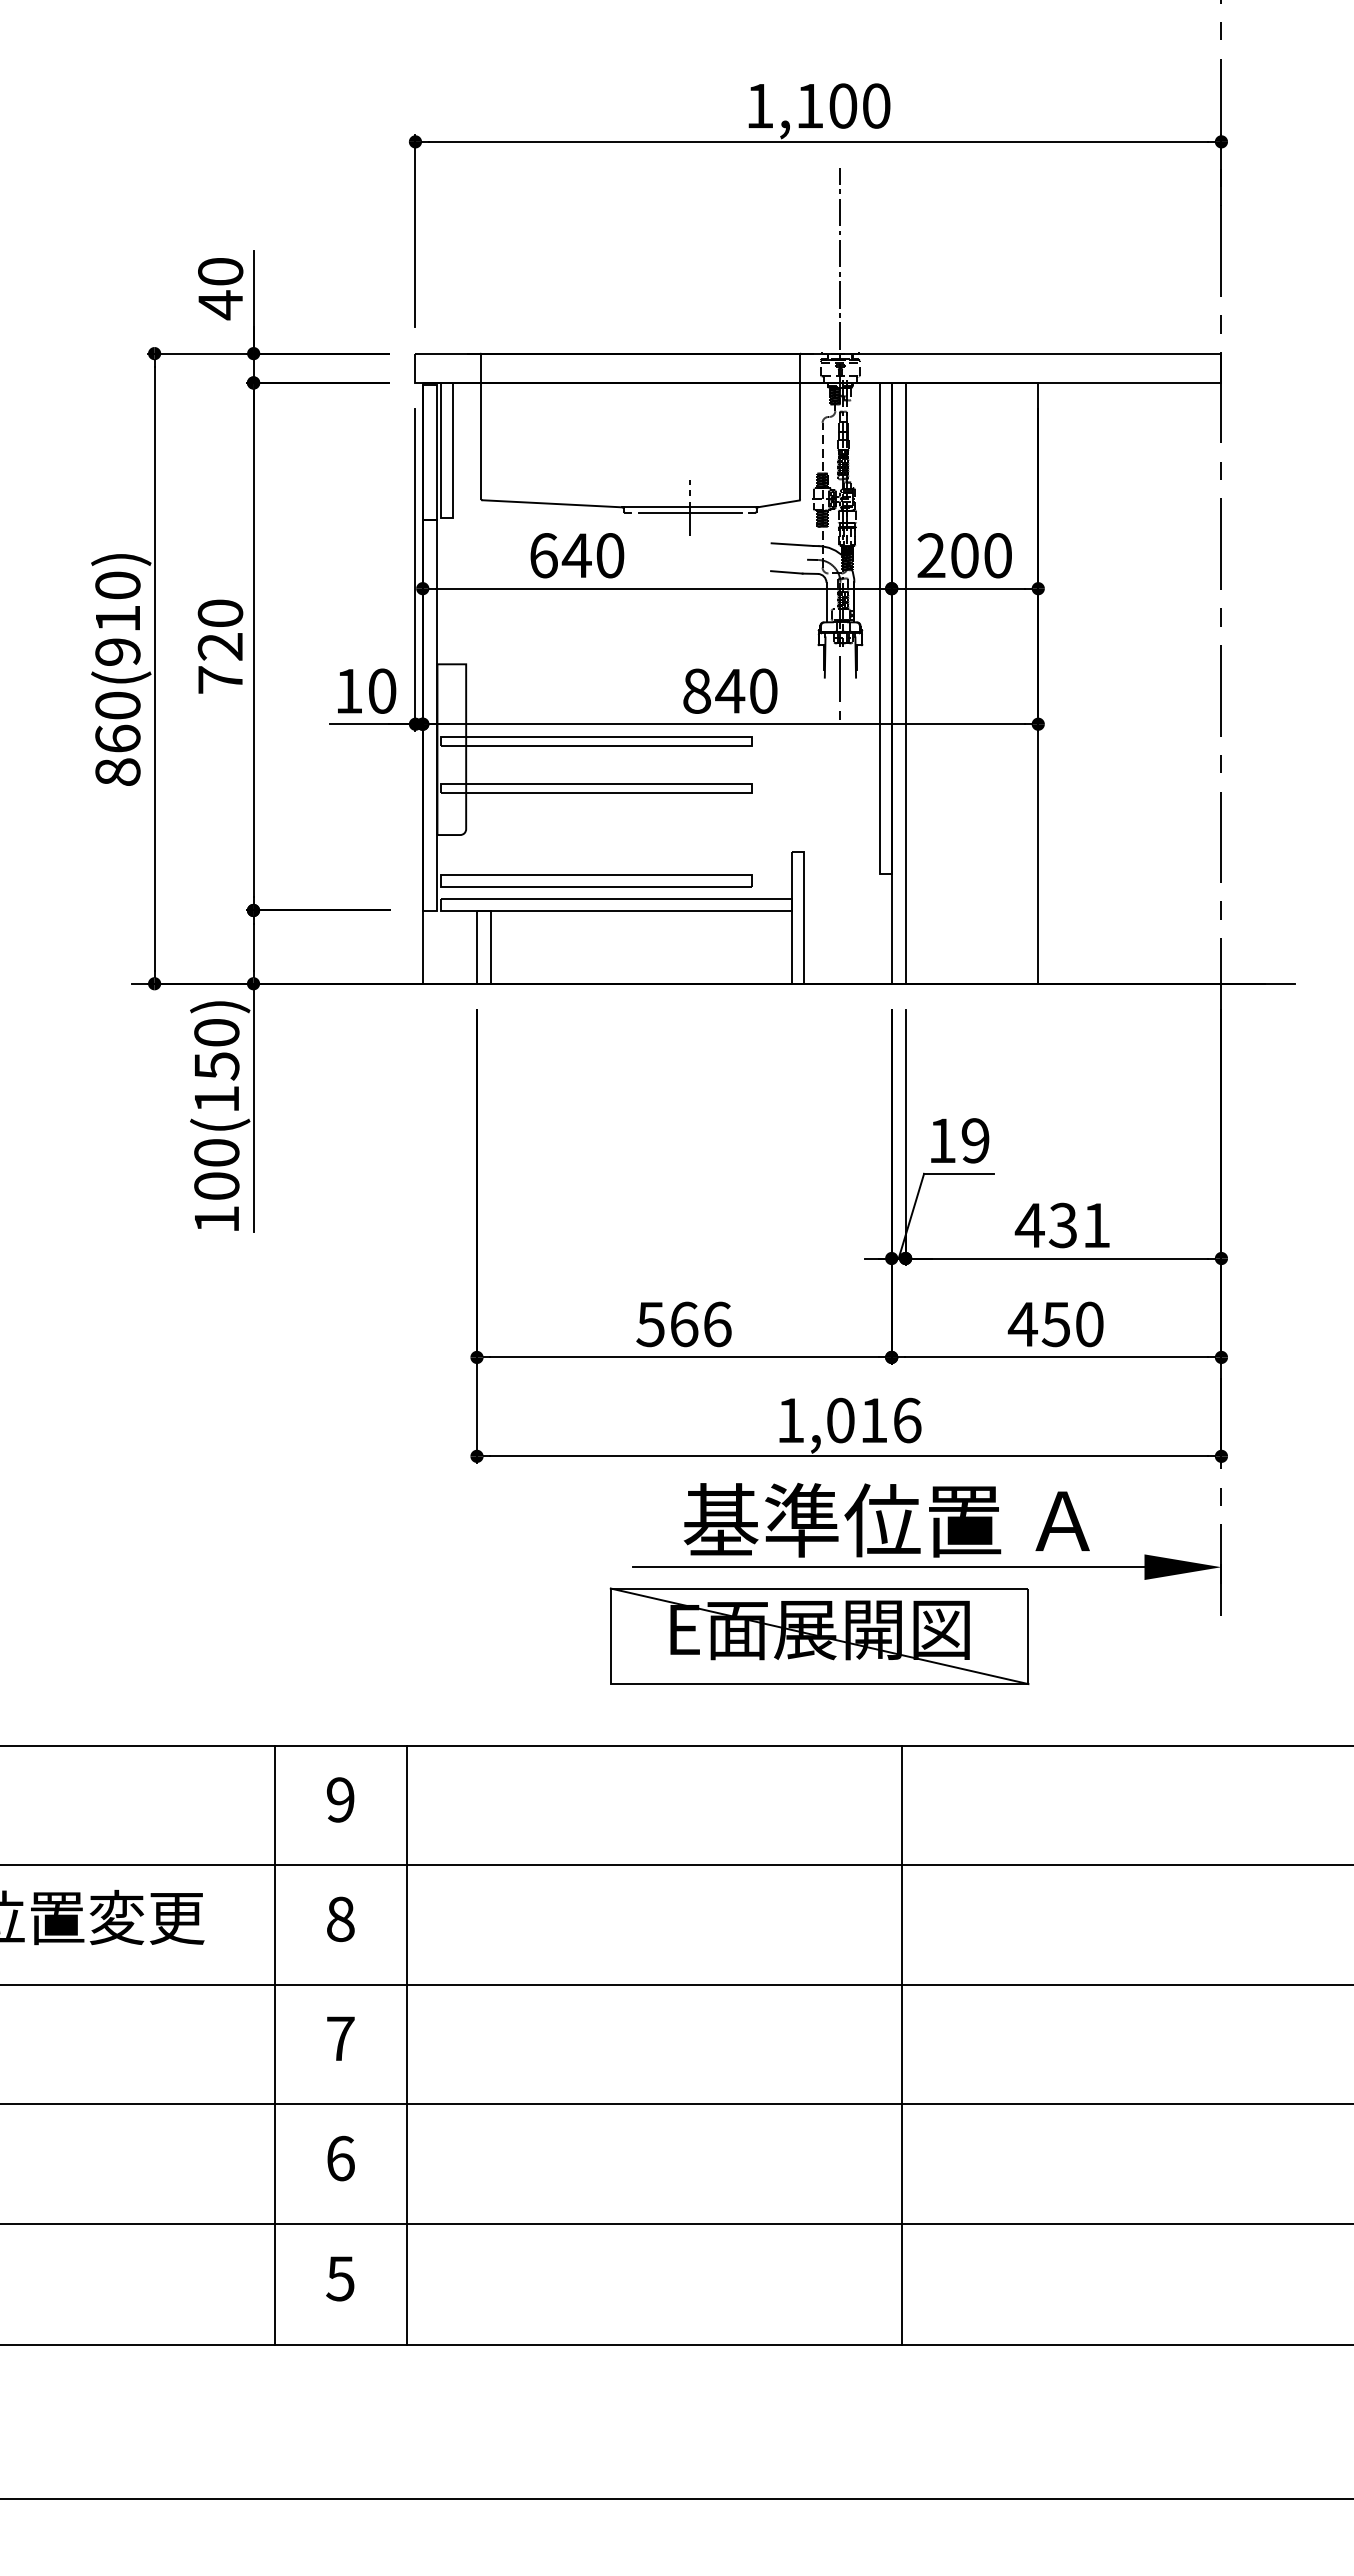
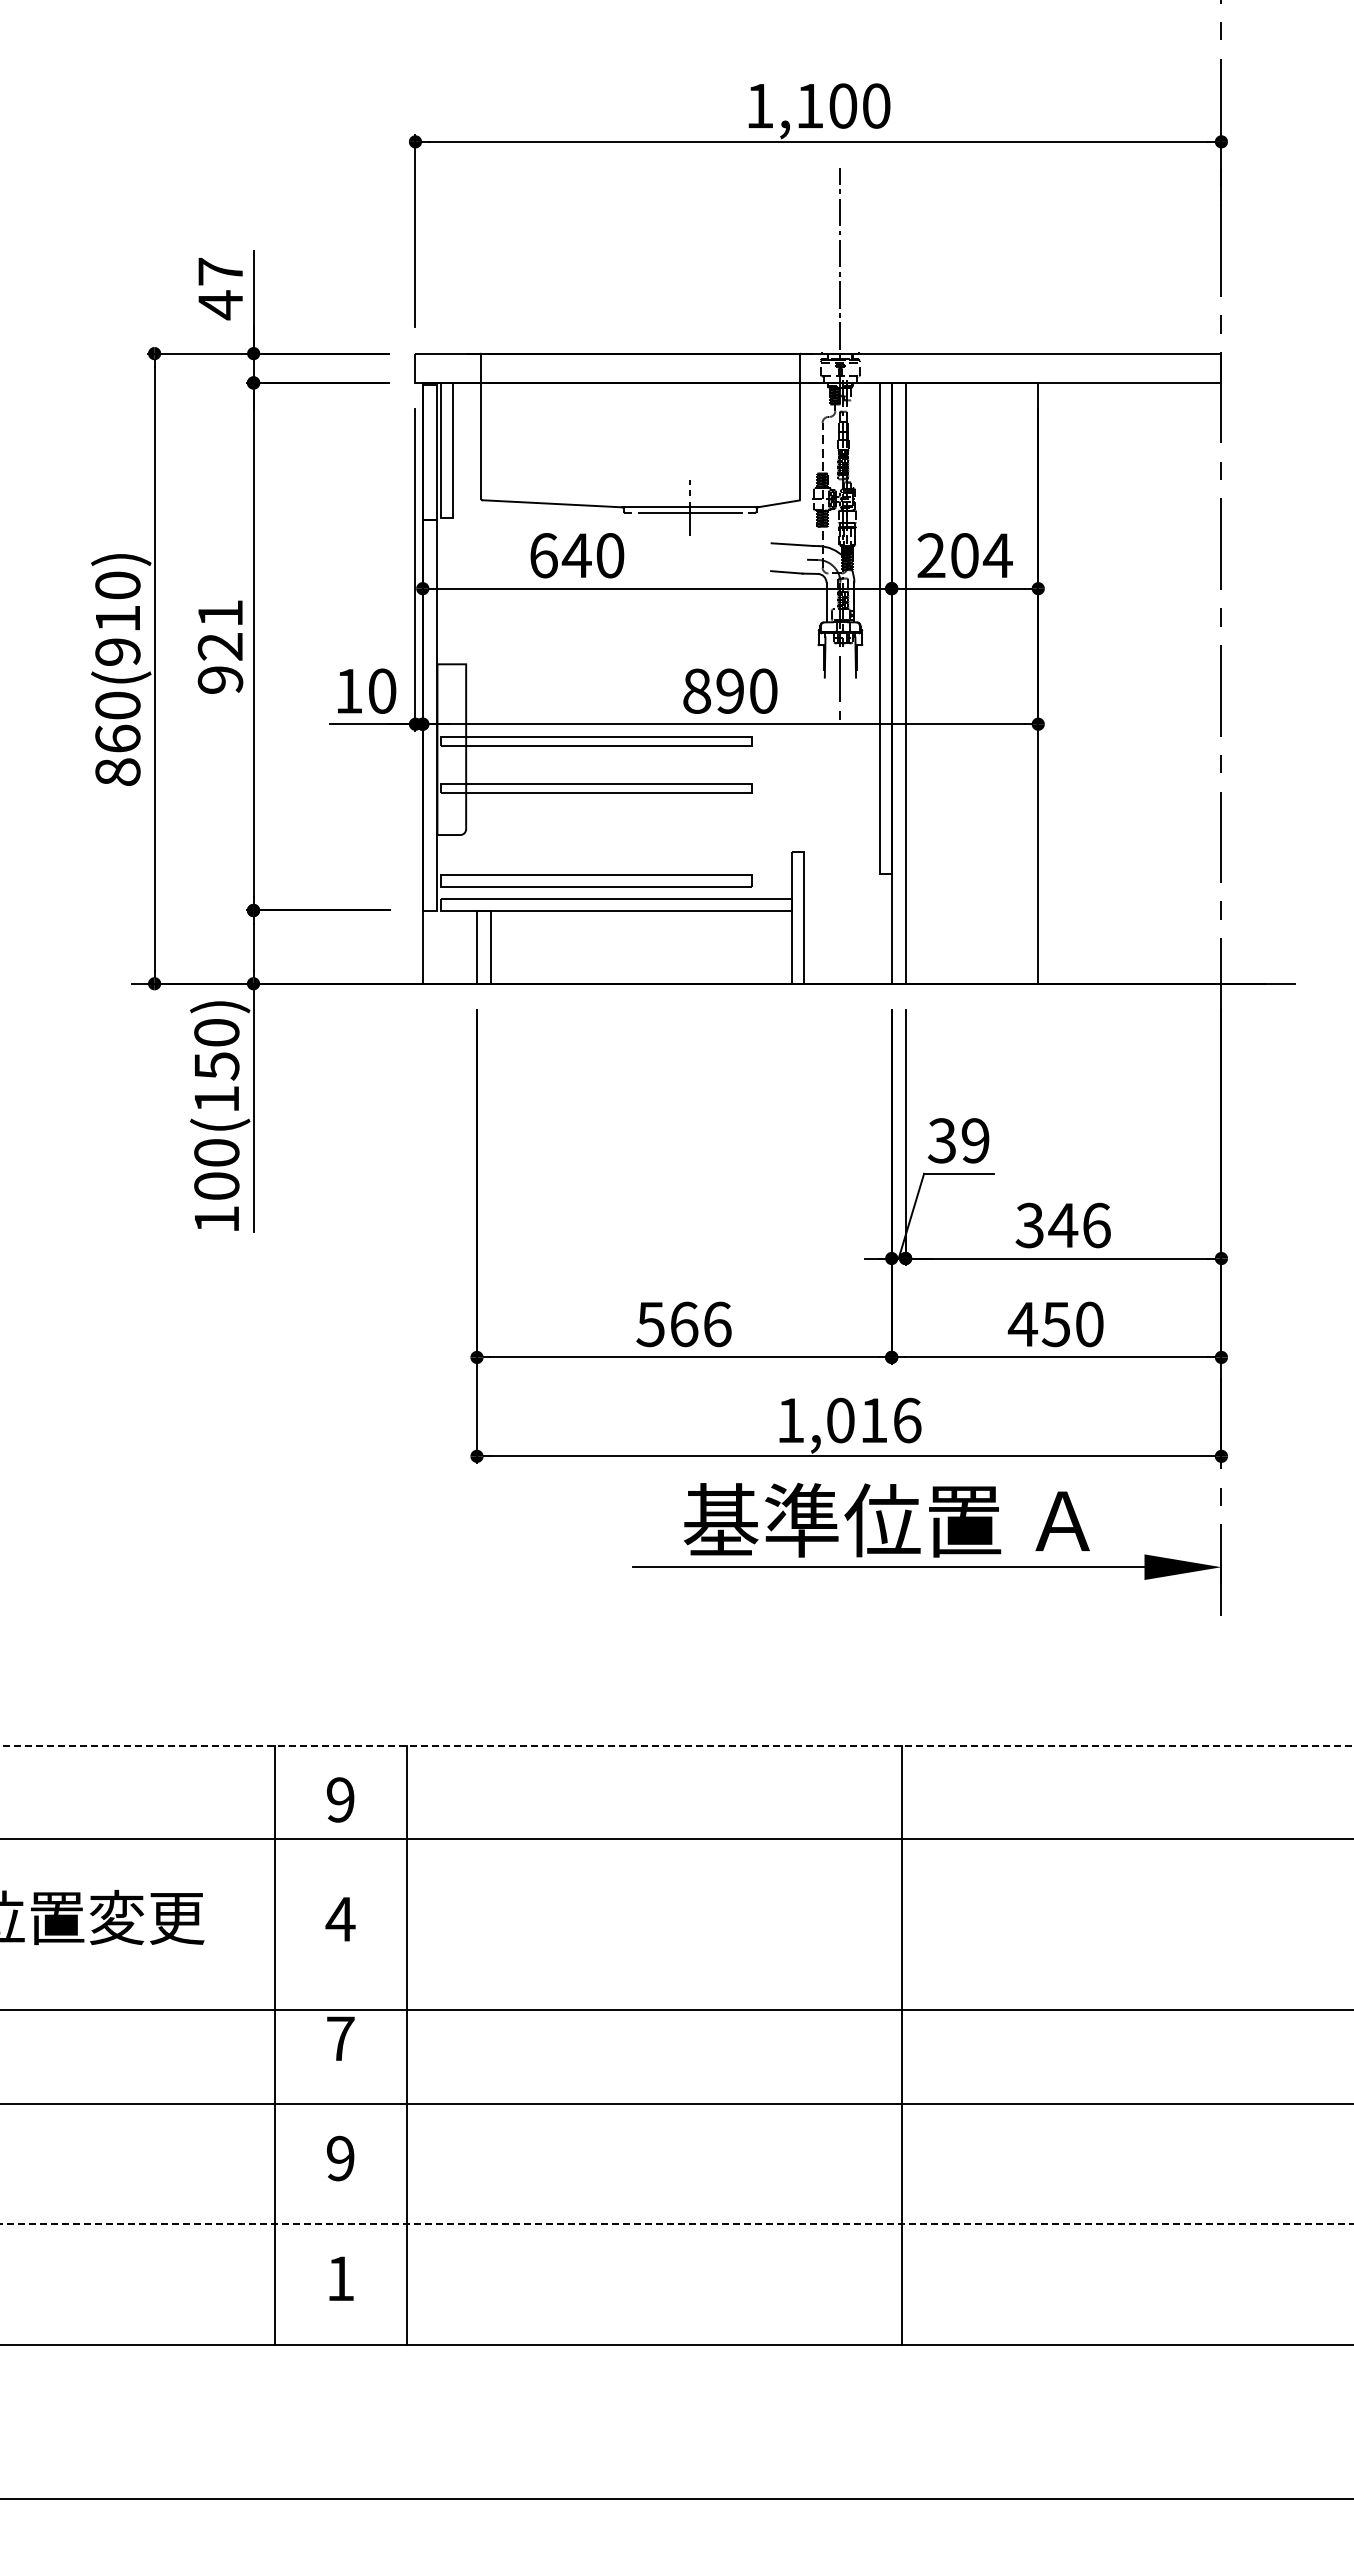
text: 40 -> 47 (220, 271)
text: 200 -> 204 (997, 555)
text: 720 -> 921 (220, 646)
text: 840 -> 890 (730, 690)
text: 19 -> 39 (941, 1140)
text: 431 -> 346 (1062, 1225)
part: present -> none (819, 1635)
line: solid -> dashed (677, 1745)
line position: (676, 1865) -> (676, 1839) (676, 1839)
text: 8 -> 4 (340, 1919)
line position: (676, 1984) -> (676, 2009) (676, 2009)
text: 6 -> 9 (340, 2158)
line: solid -> dashed (677, 2224)
text: 5 -> 1 (340, 2278)
